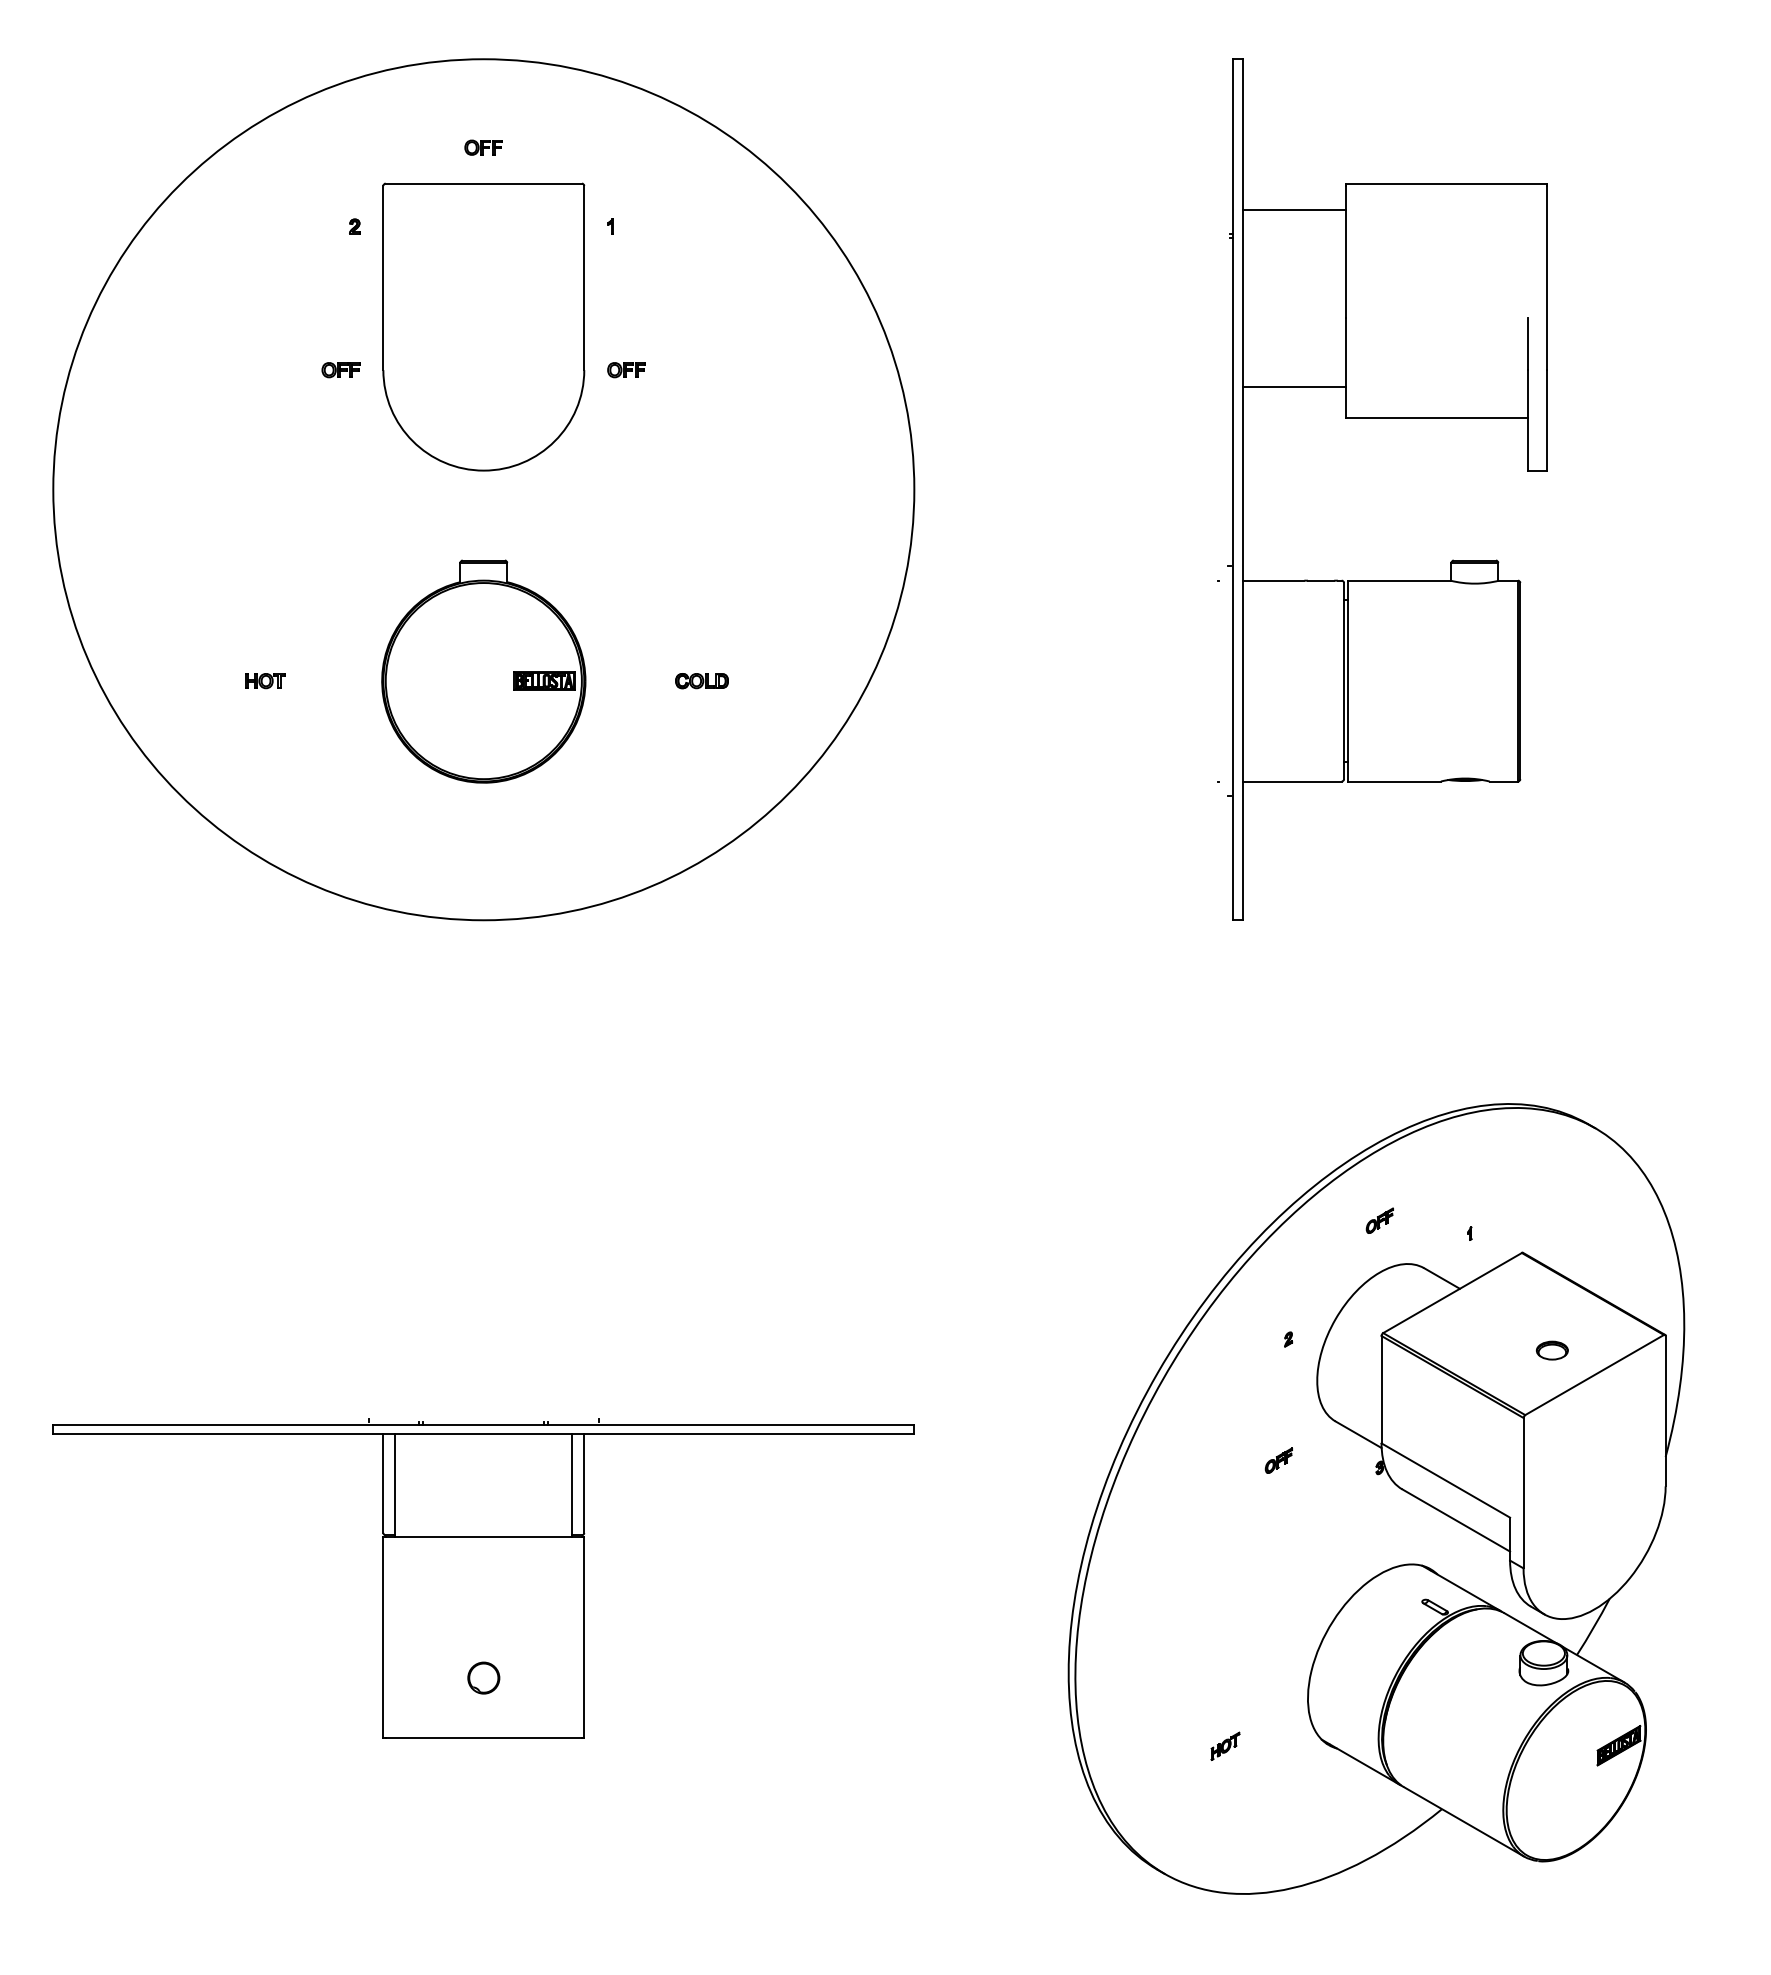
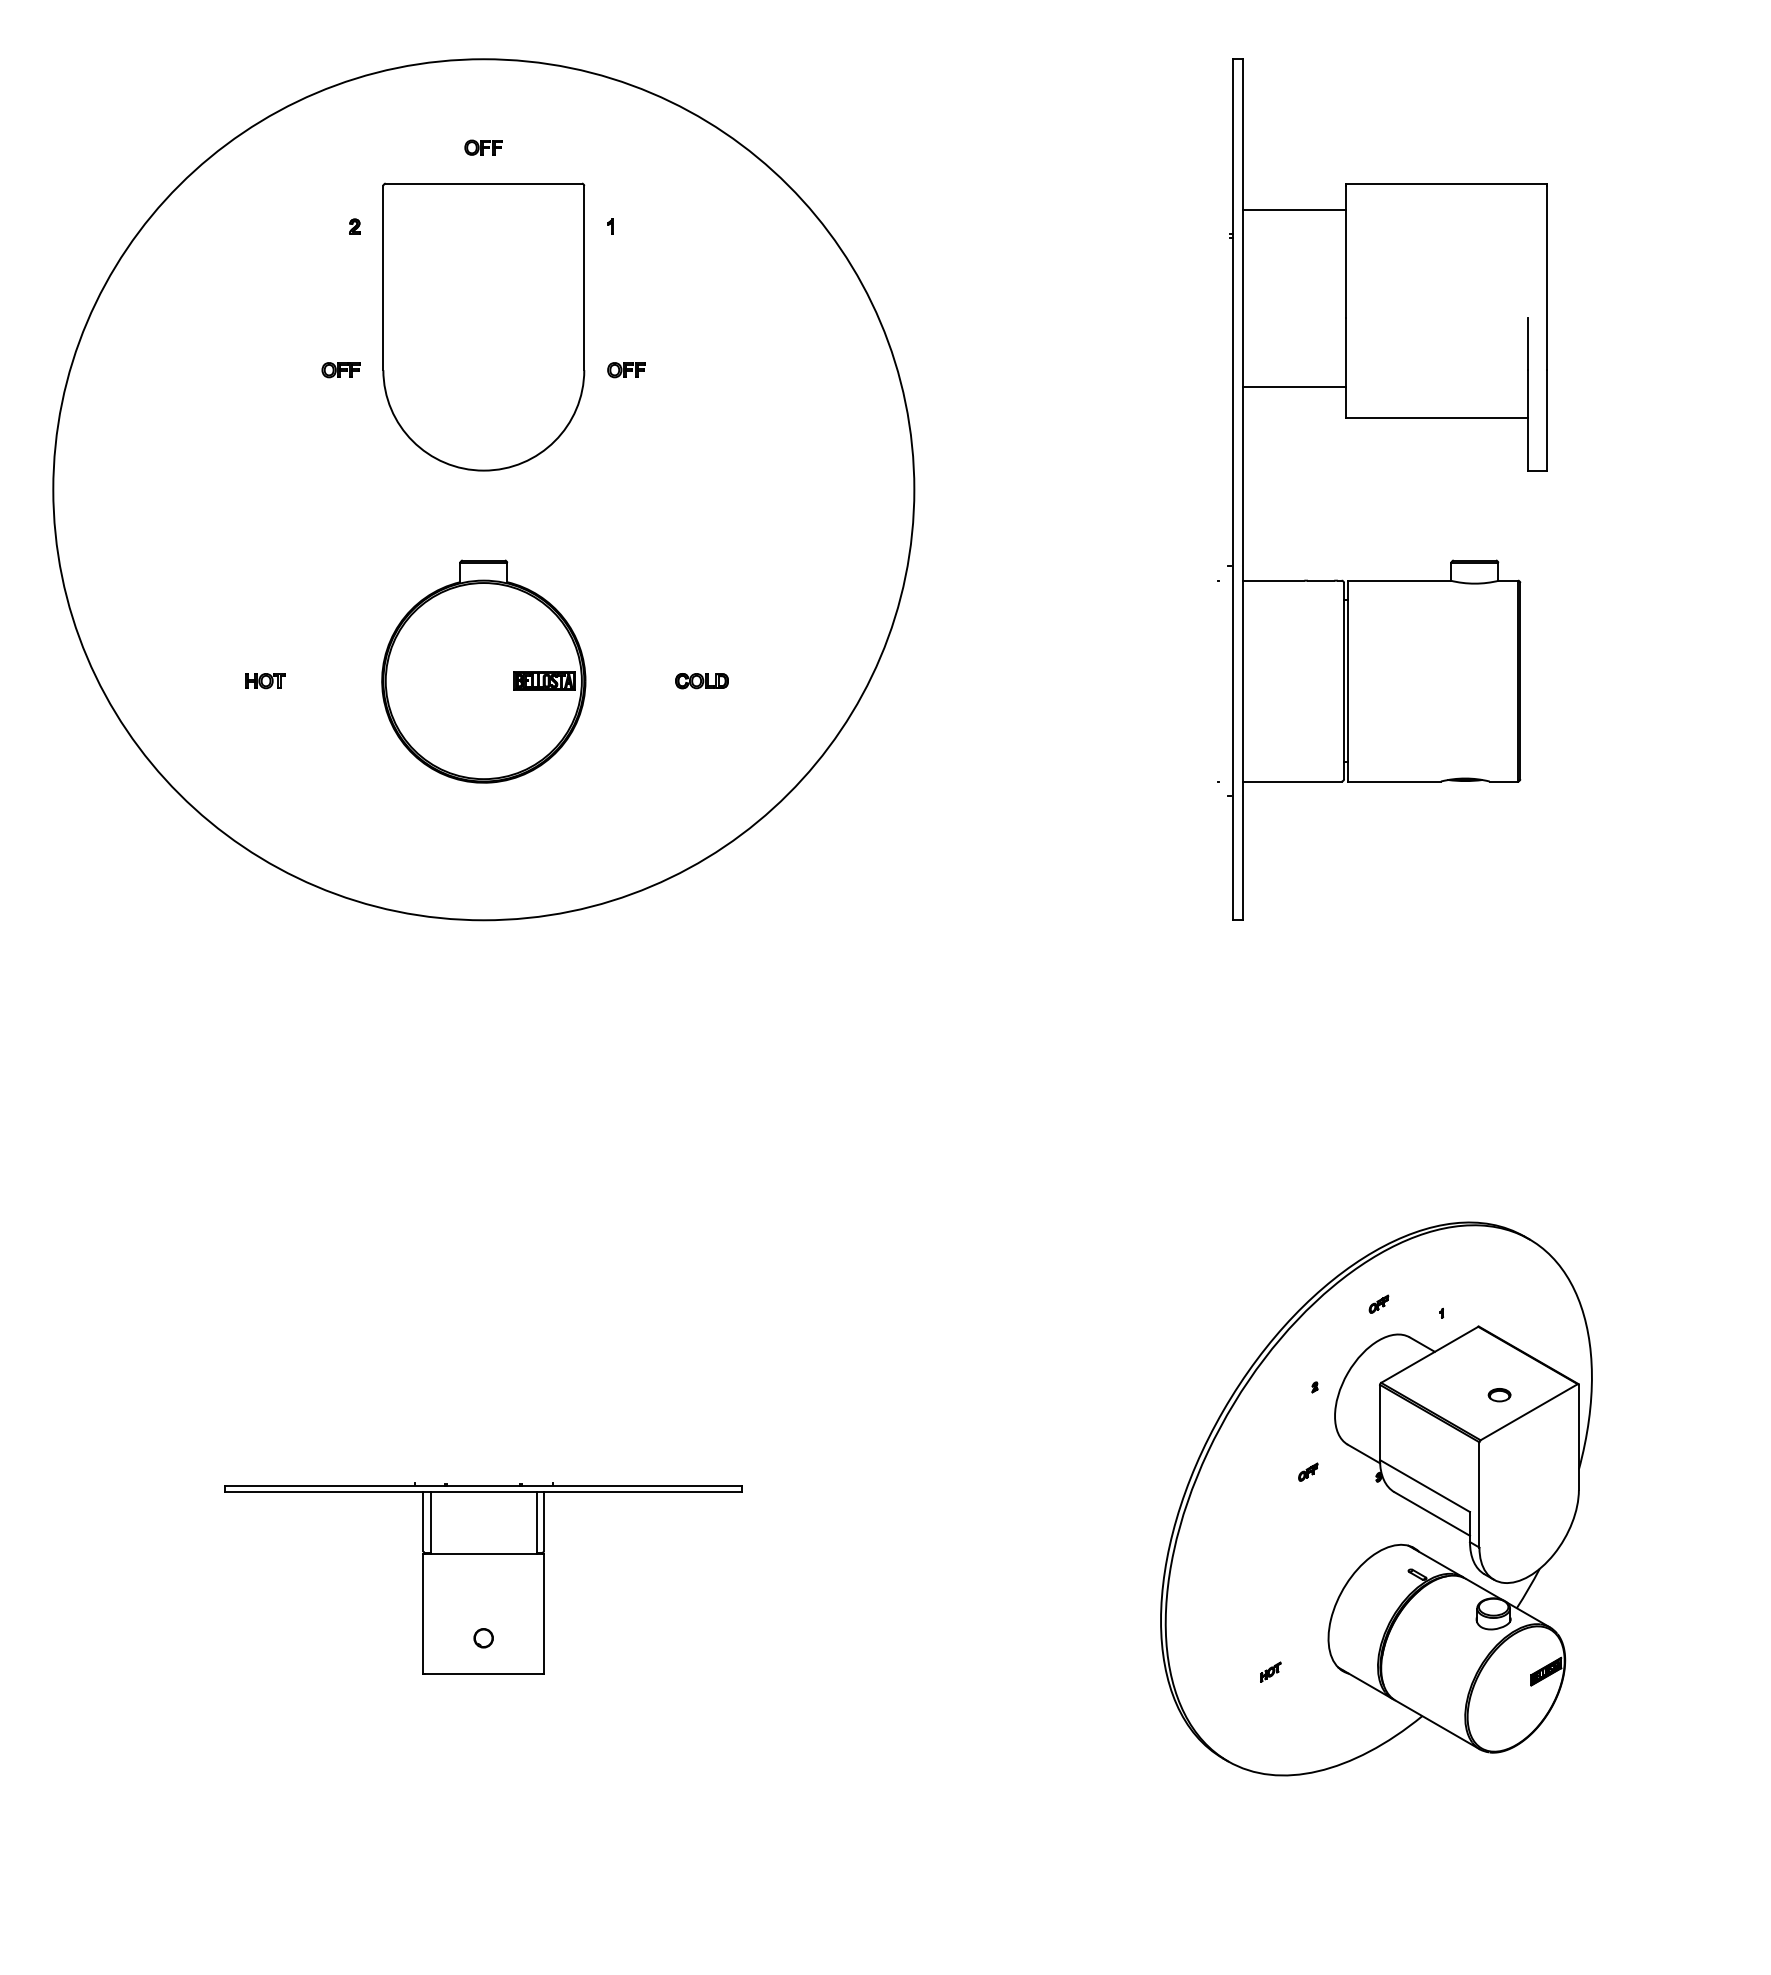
part size: 619x792 px -> 433x556 px (1376, 1498)
part size: 863x321 px -> 519x193 px (483, 1578)
